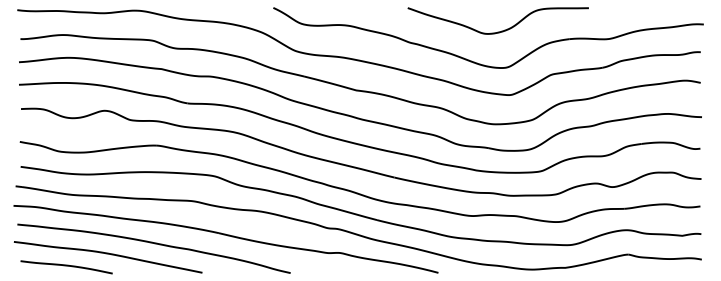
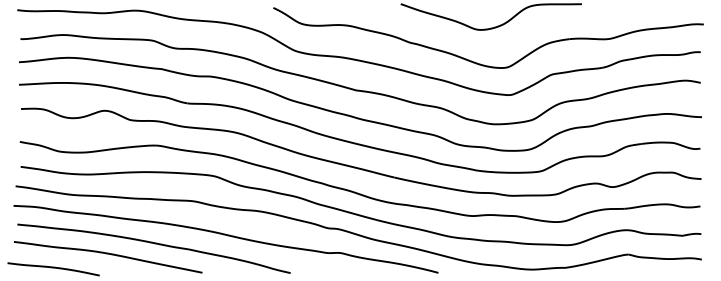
curve position: (501, 30) -> (494, 26) (494, 26)
curve position: (66, 266) -> (53, 268) (53, 268)
